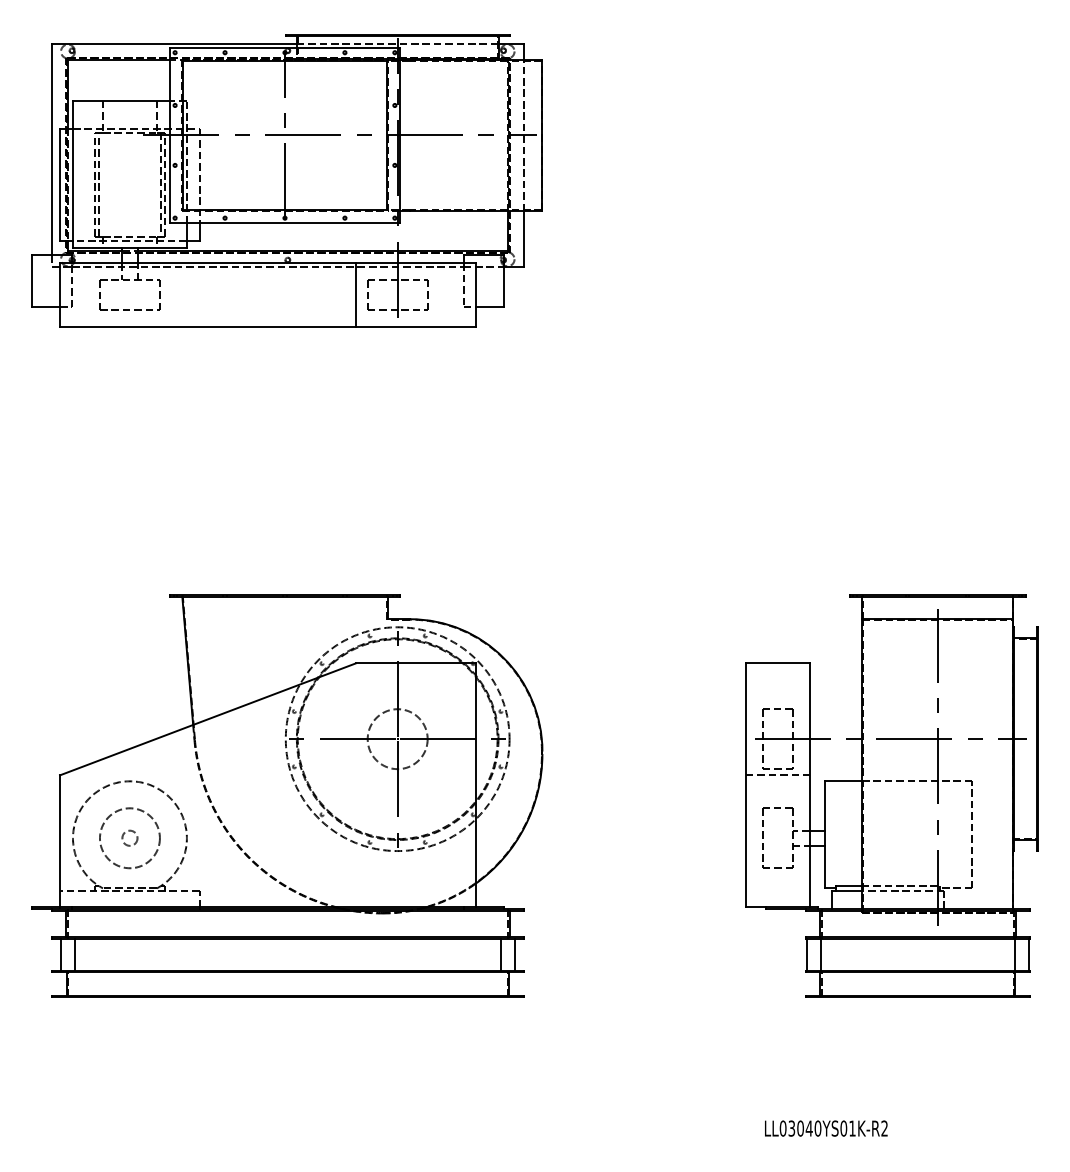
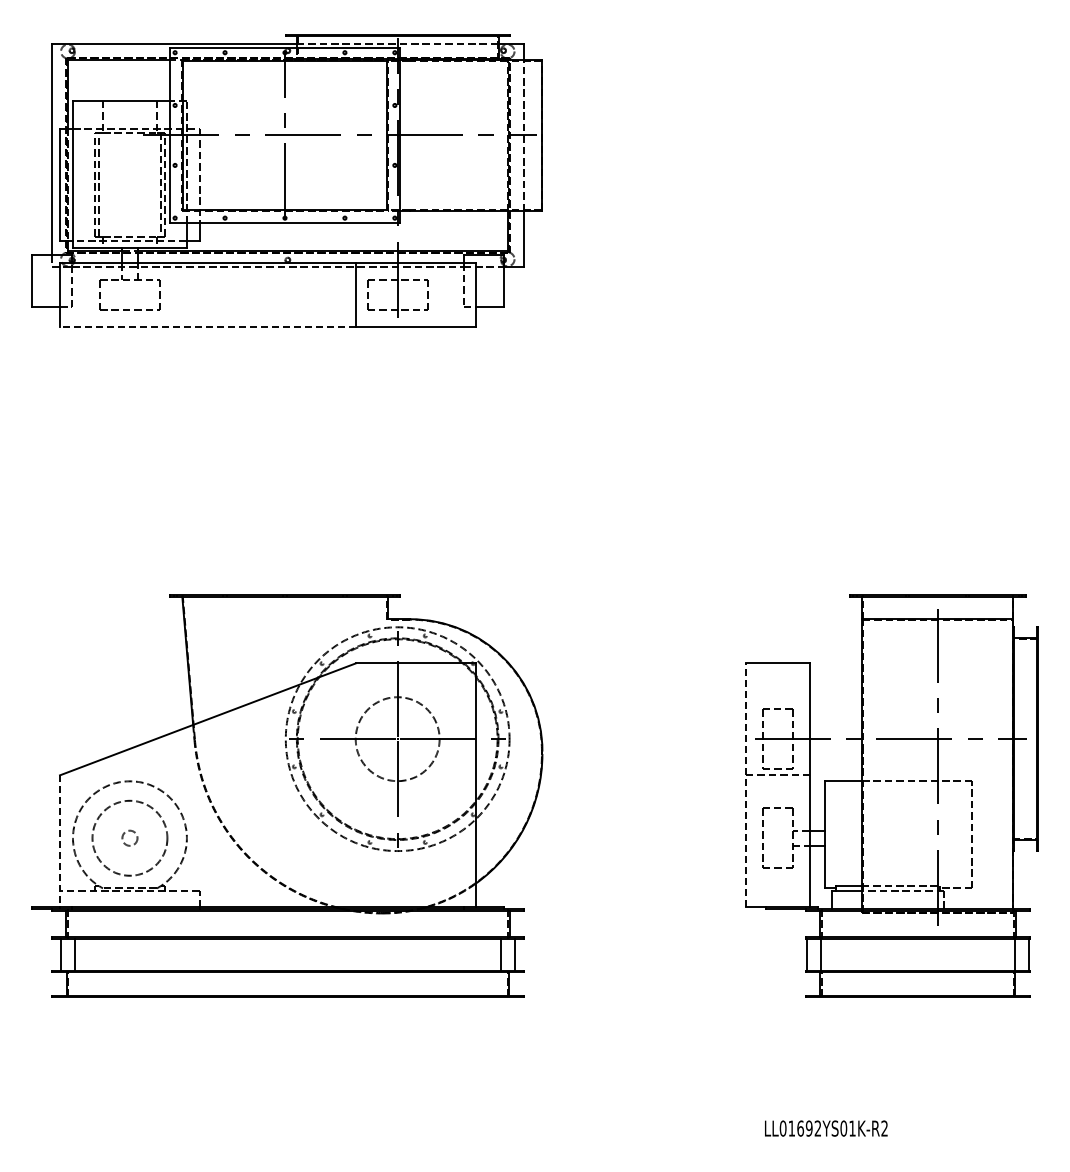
line: solid -> dashed (207, 327)
circle diameter: 60 px -> 84 px (397, 739)
line: solid -> dashed (745, 785)
circle diameter: 60 px -> 75 px (129, 837)
line: solid -> dashed (60, 841)
text: LL03040YS01K-R2 -> LL01692YS01K-R2 (804, 1128)
